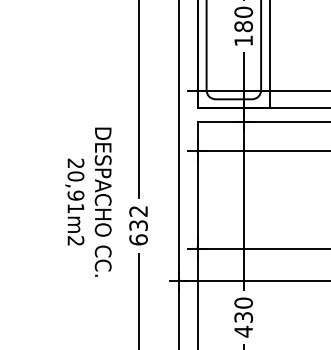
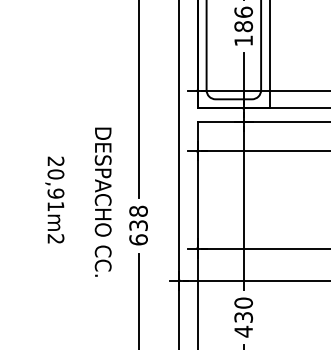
text: 180 -> 186 (243, 11)
text position: (74, 201) -> (54, 199) (54, 199)
text: 632 -> 638 (138, 210)
